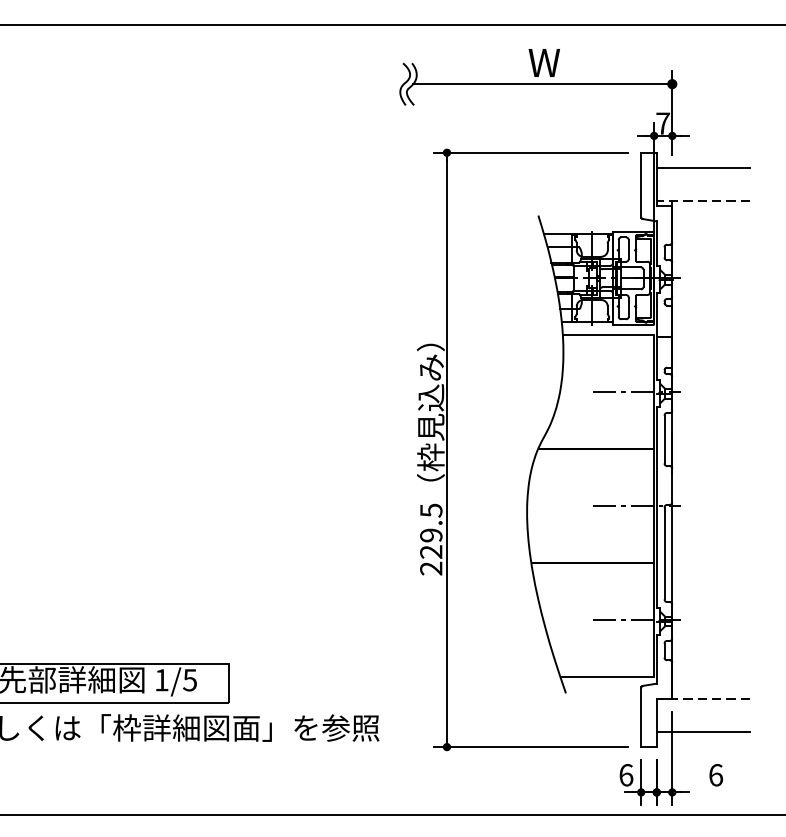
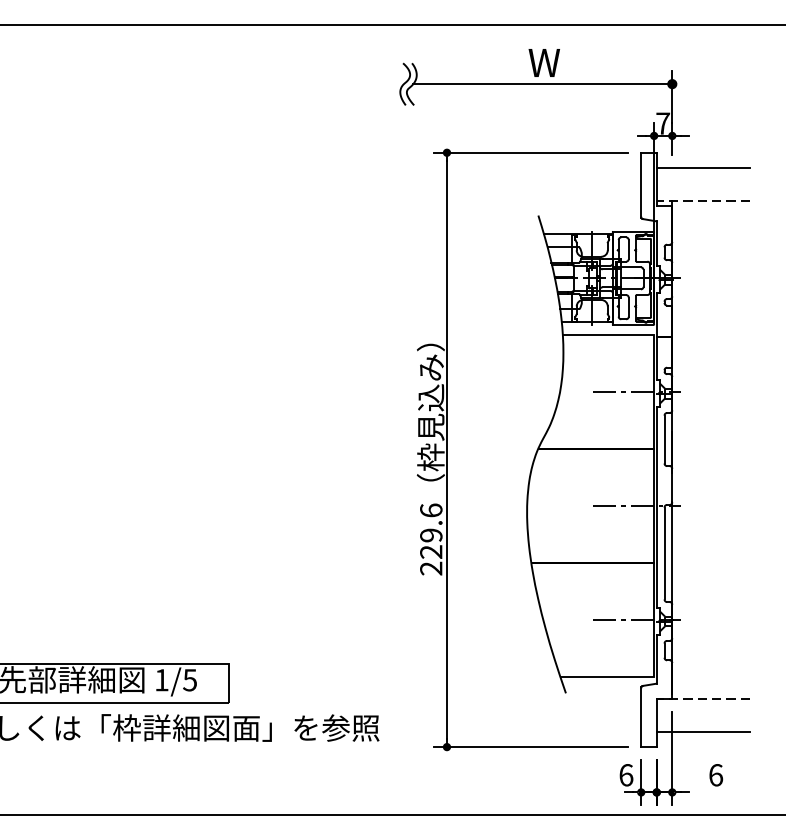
text: 229.5 -> 229.6 (431, 510)
